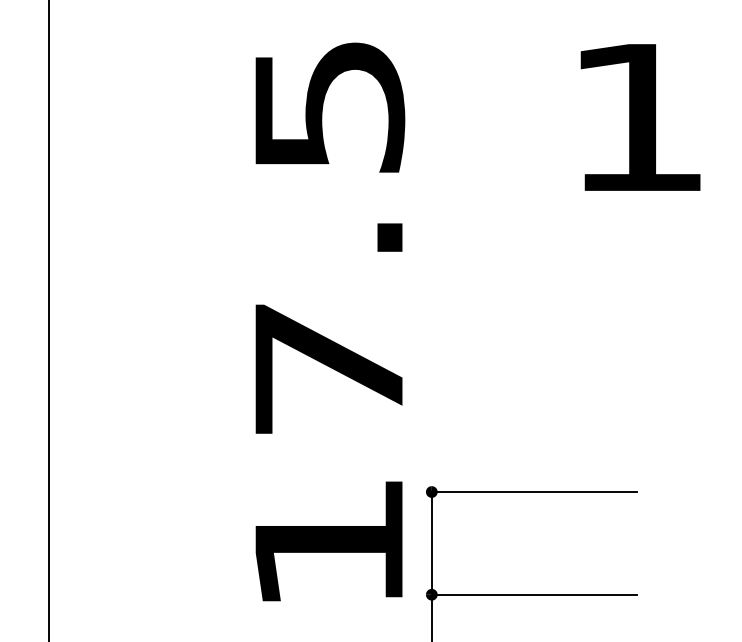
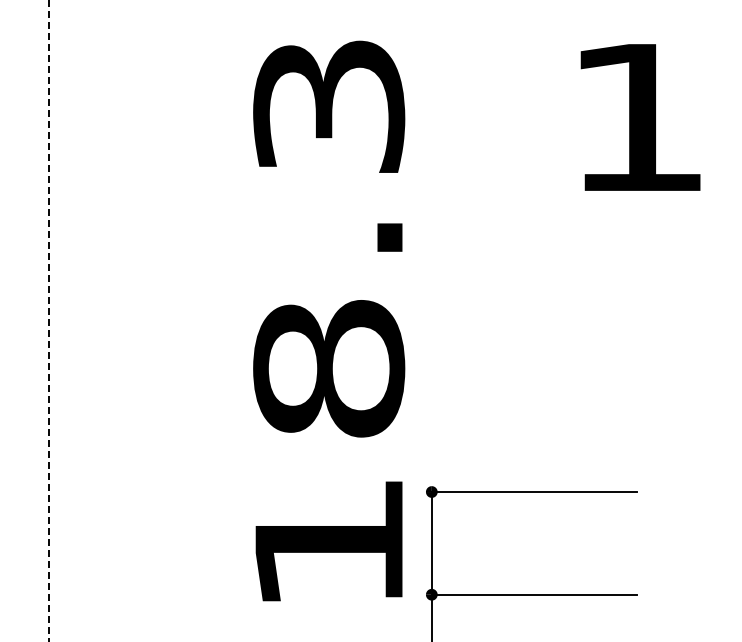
text: 17.5 -> 18.3 (329, 238)
line: solid -> dashed (48, 321)
